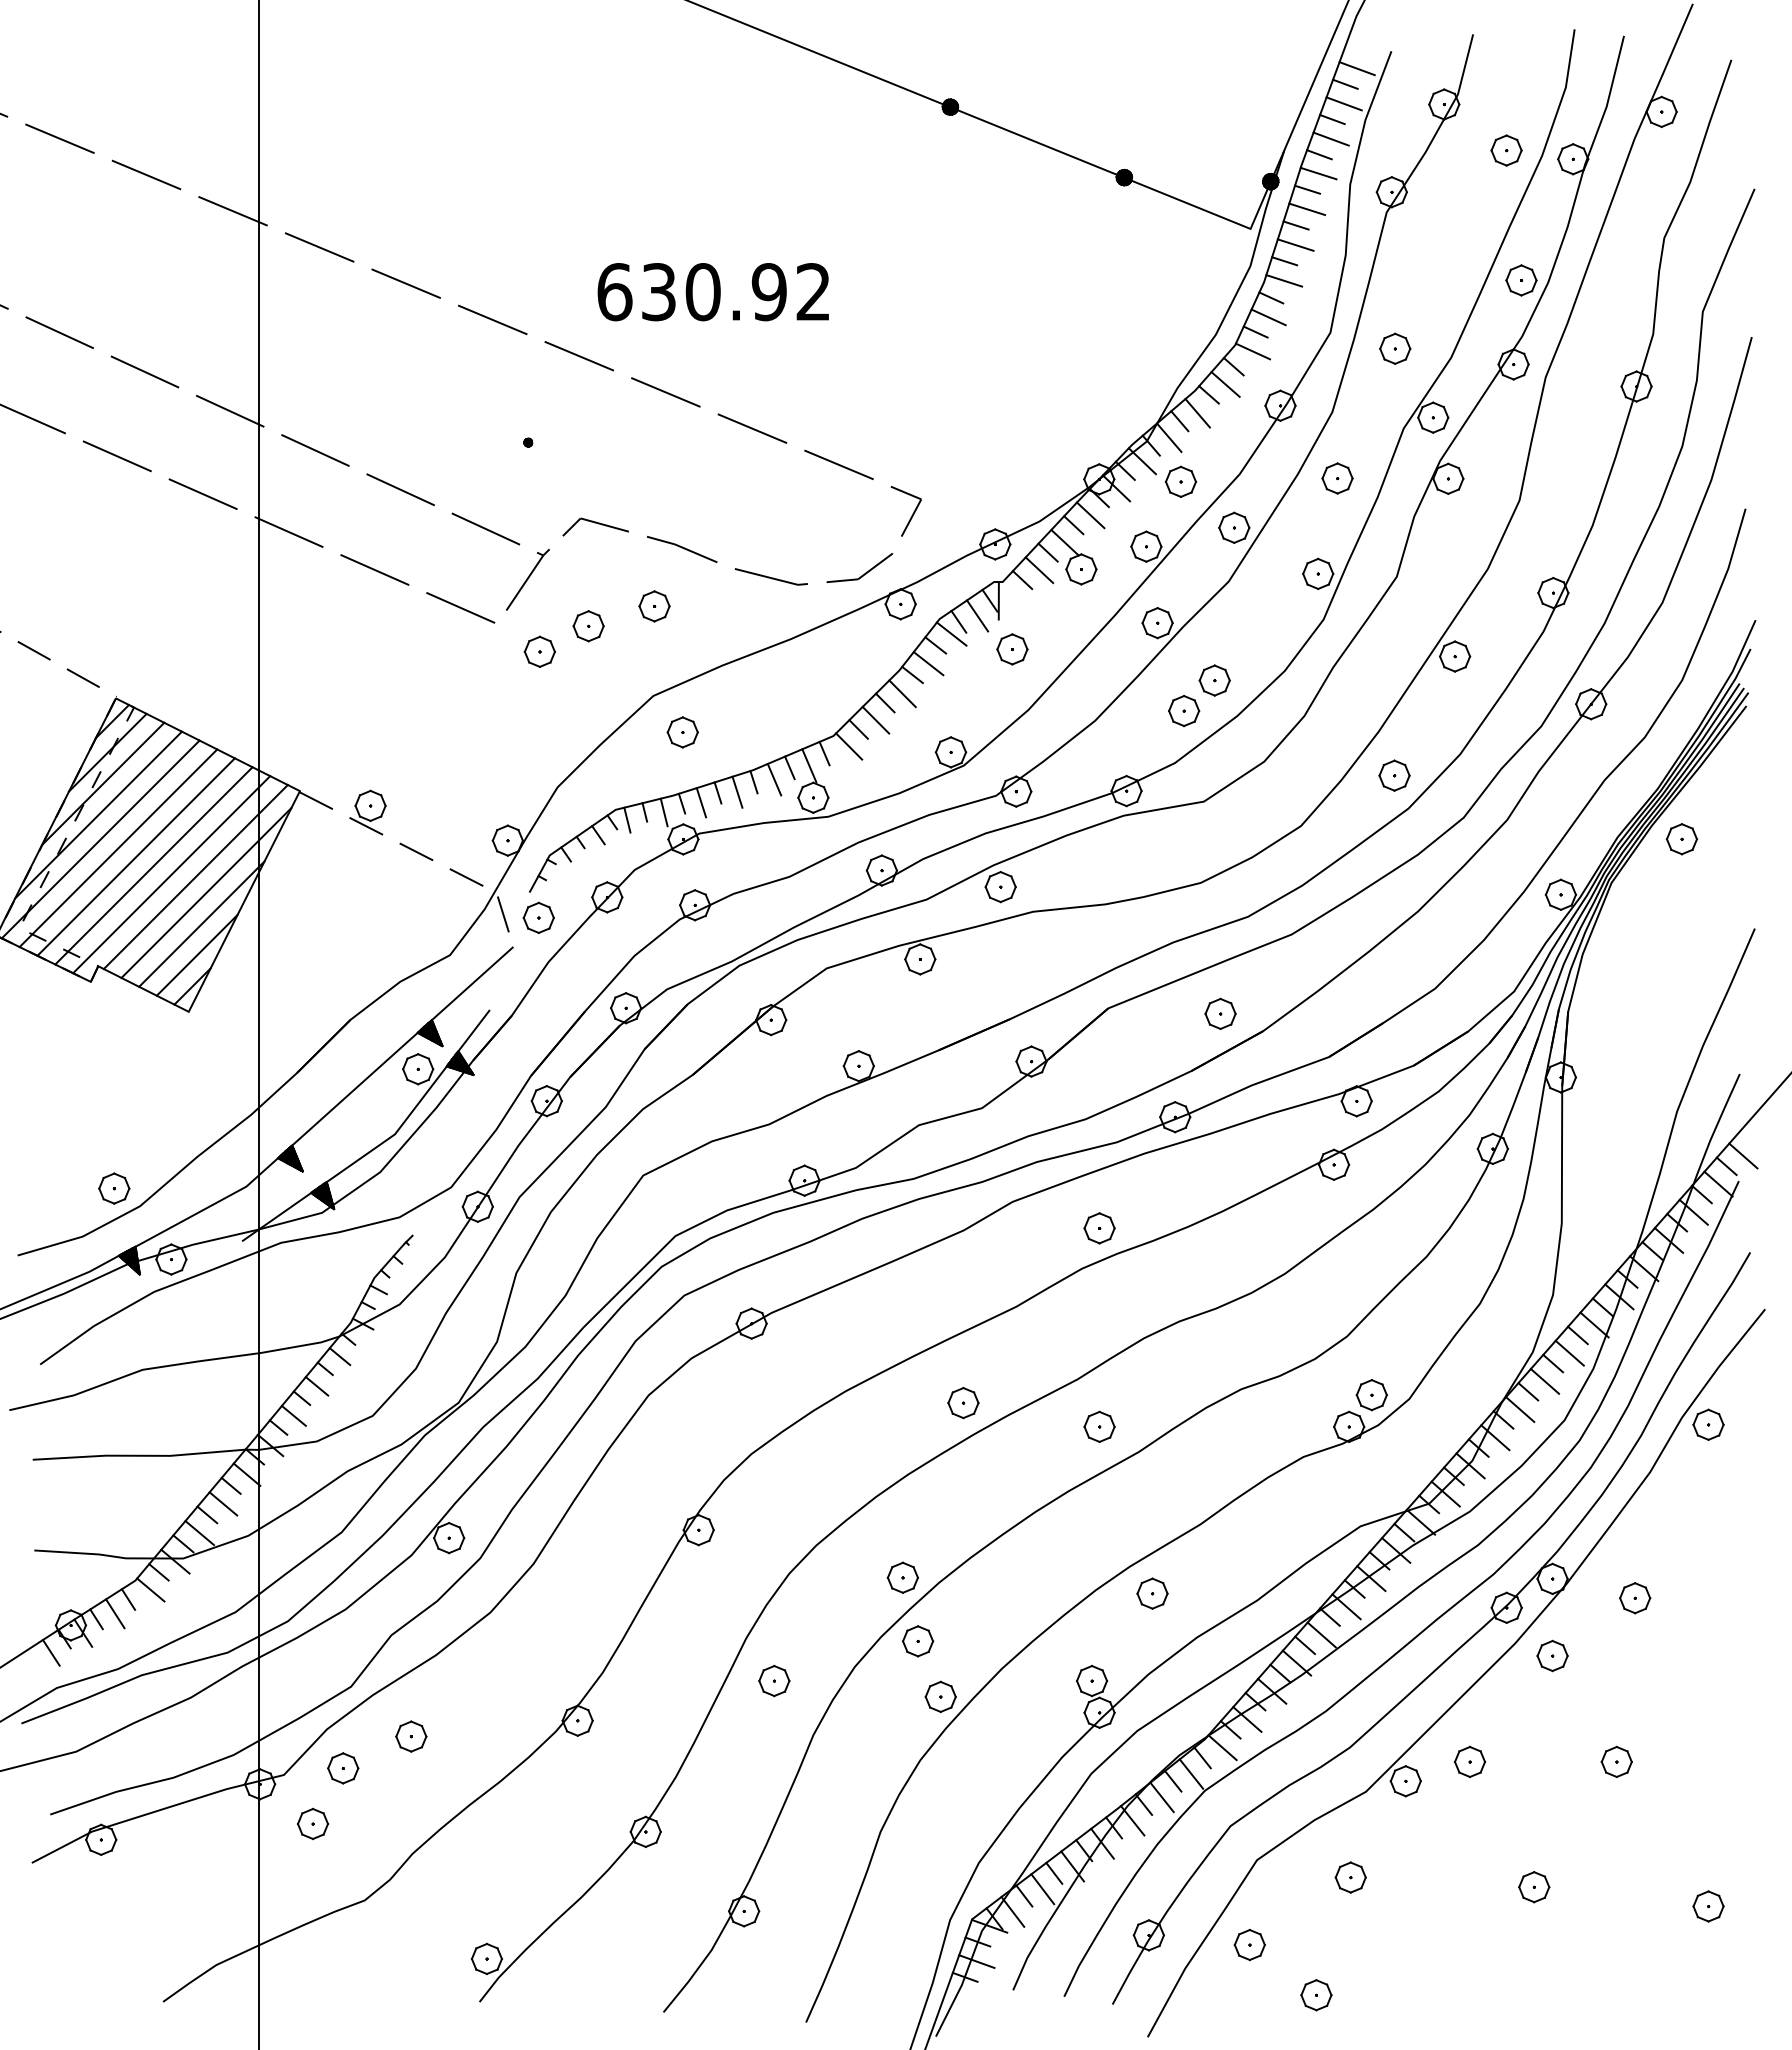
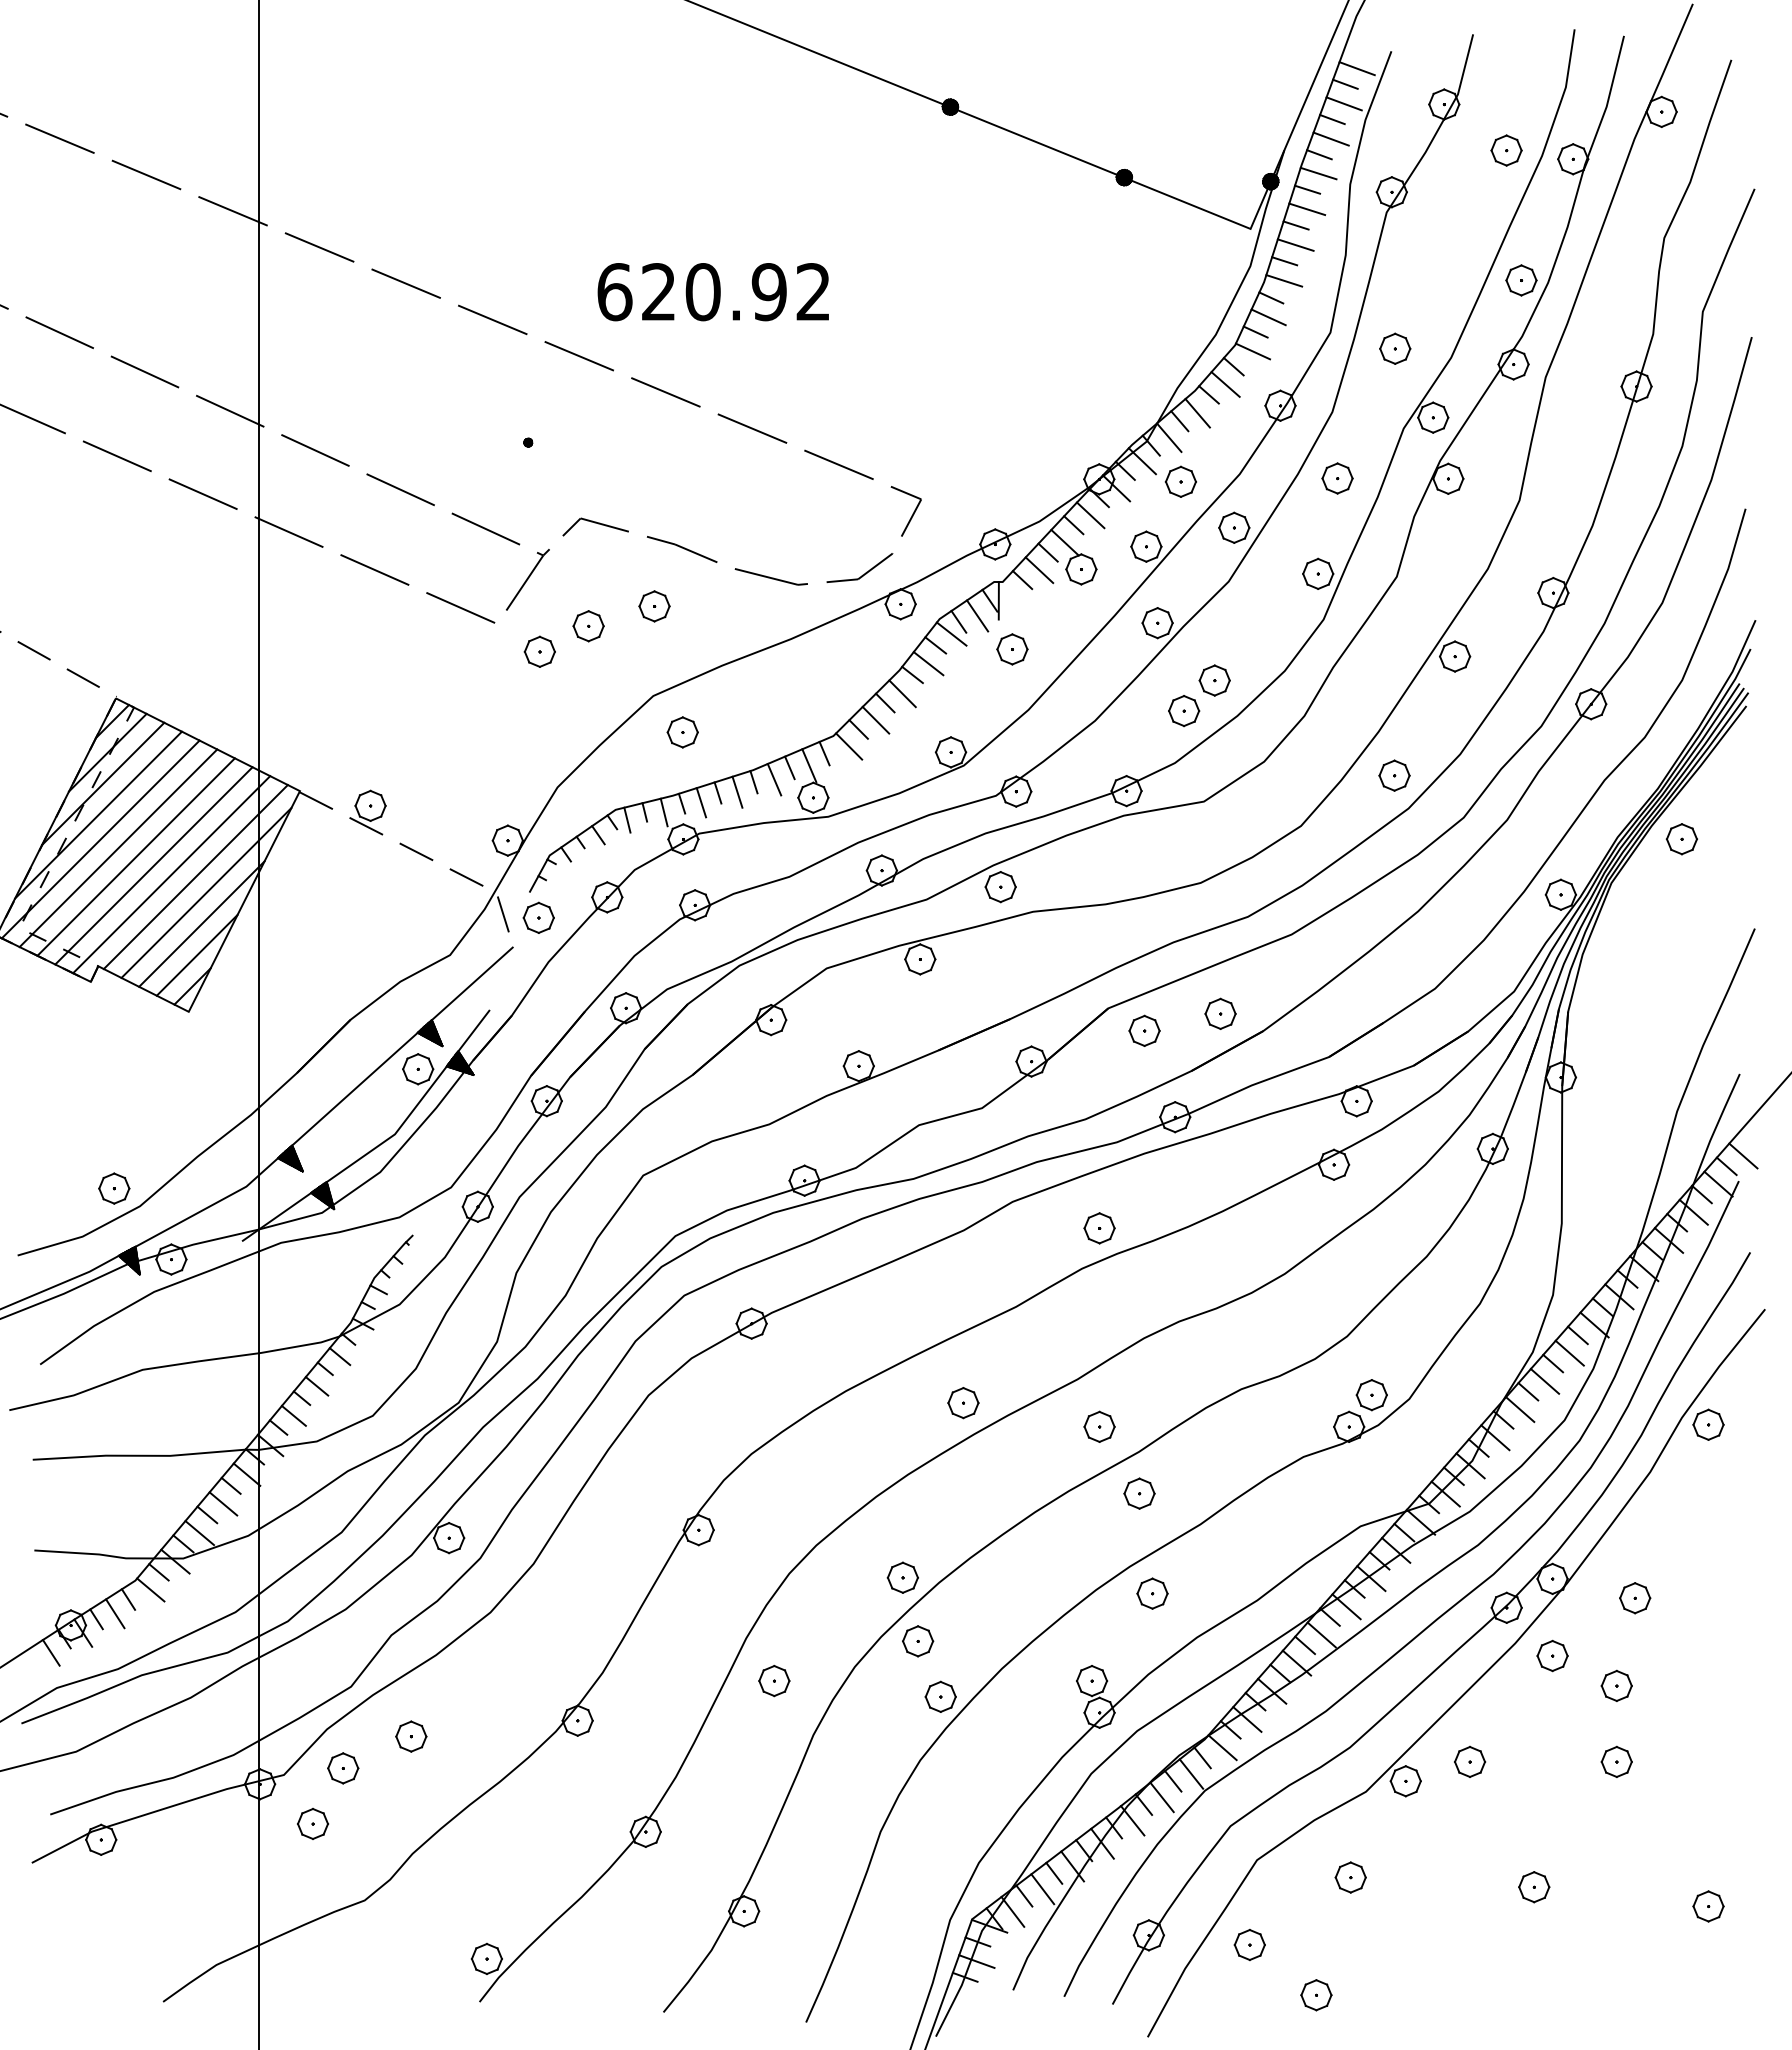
text: 630.92 -> 620.92 (658, 292)
part: none -> present (1144, 1030)
part: none -> present (1139, 1493)
part: none -> present (1616, 1685)
